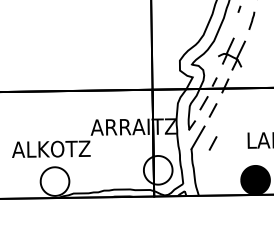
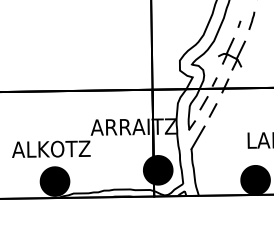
line position: (239, 8) -> (239, 23) (239, 23)
line: present -> none (212, 143)
fill: none -> present (157, 169)
fill: none -> present (54, 181)
